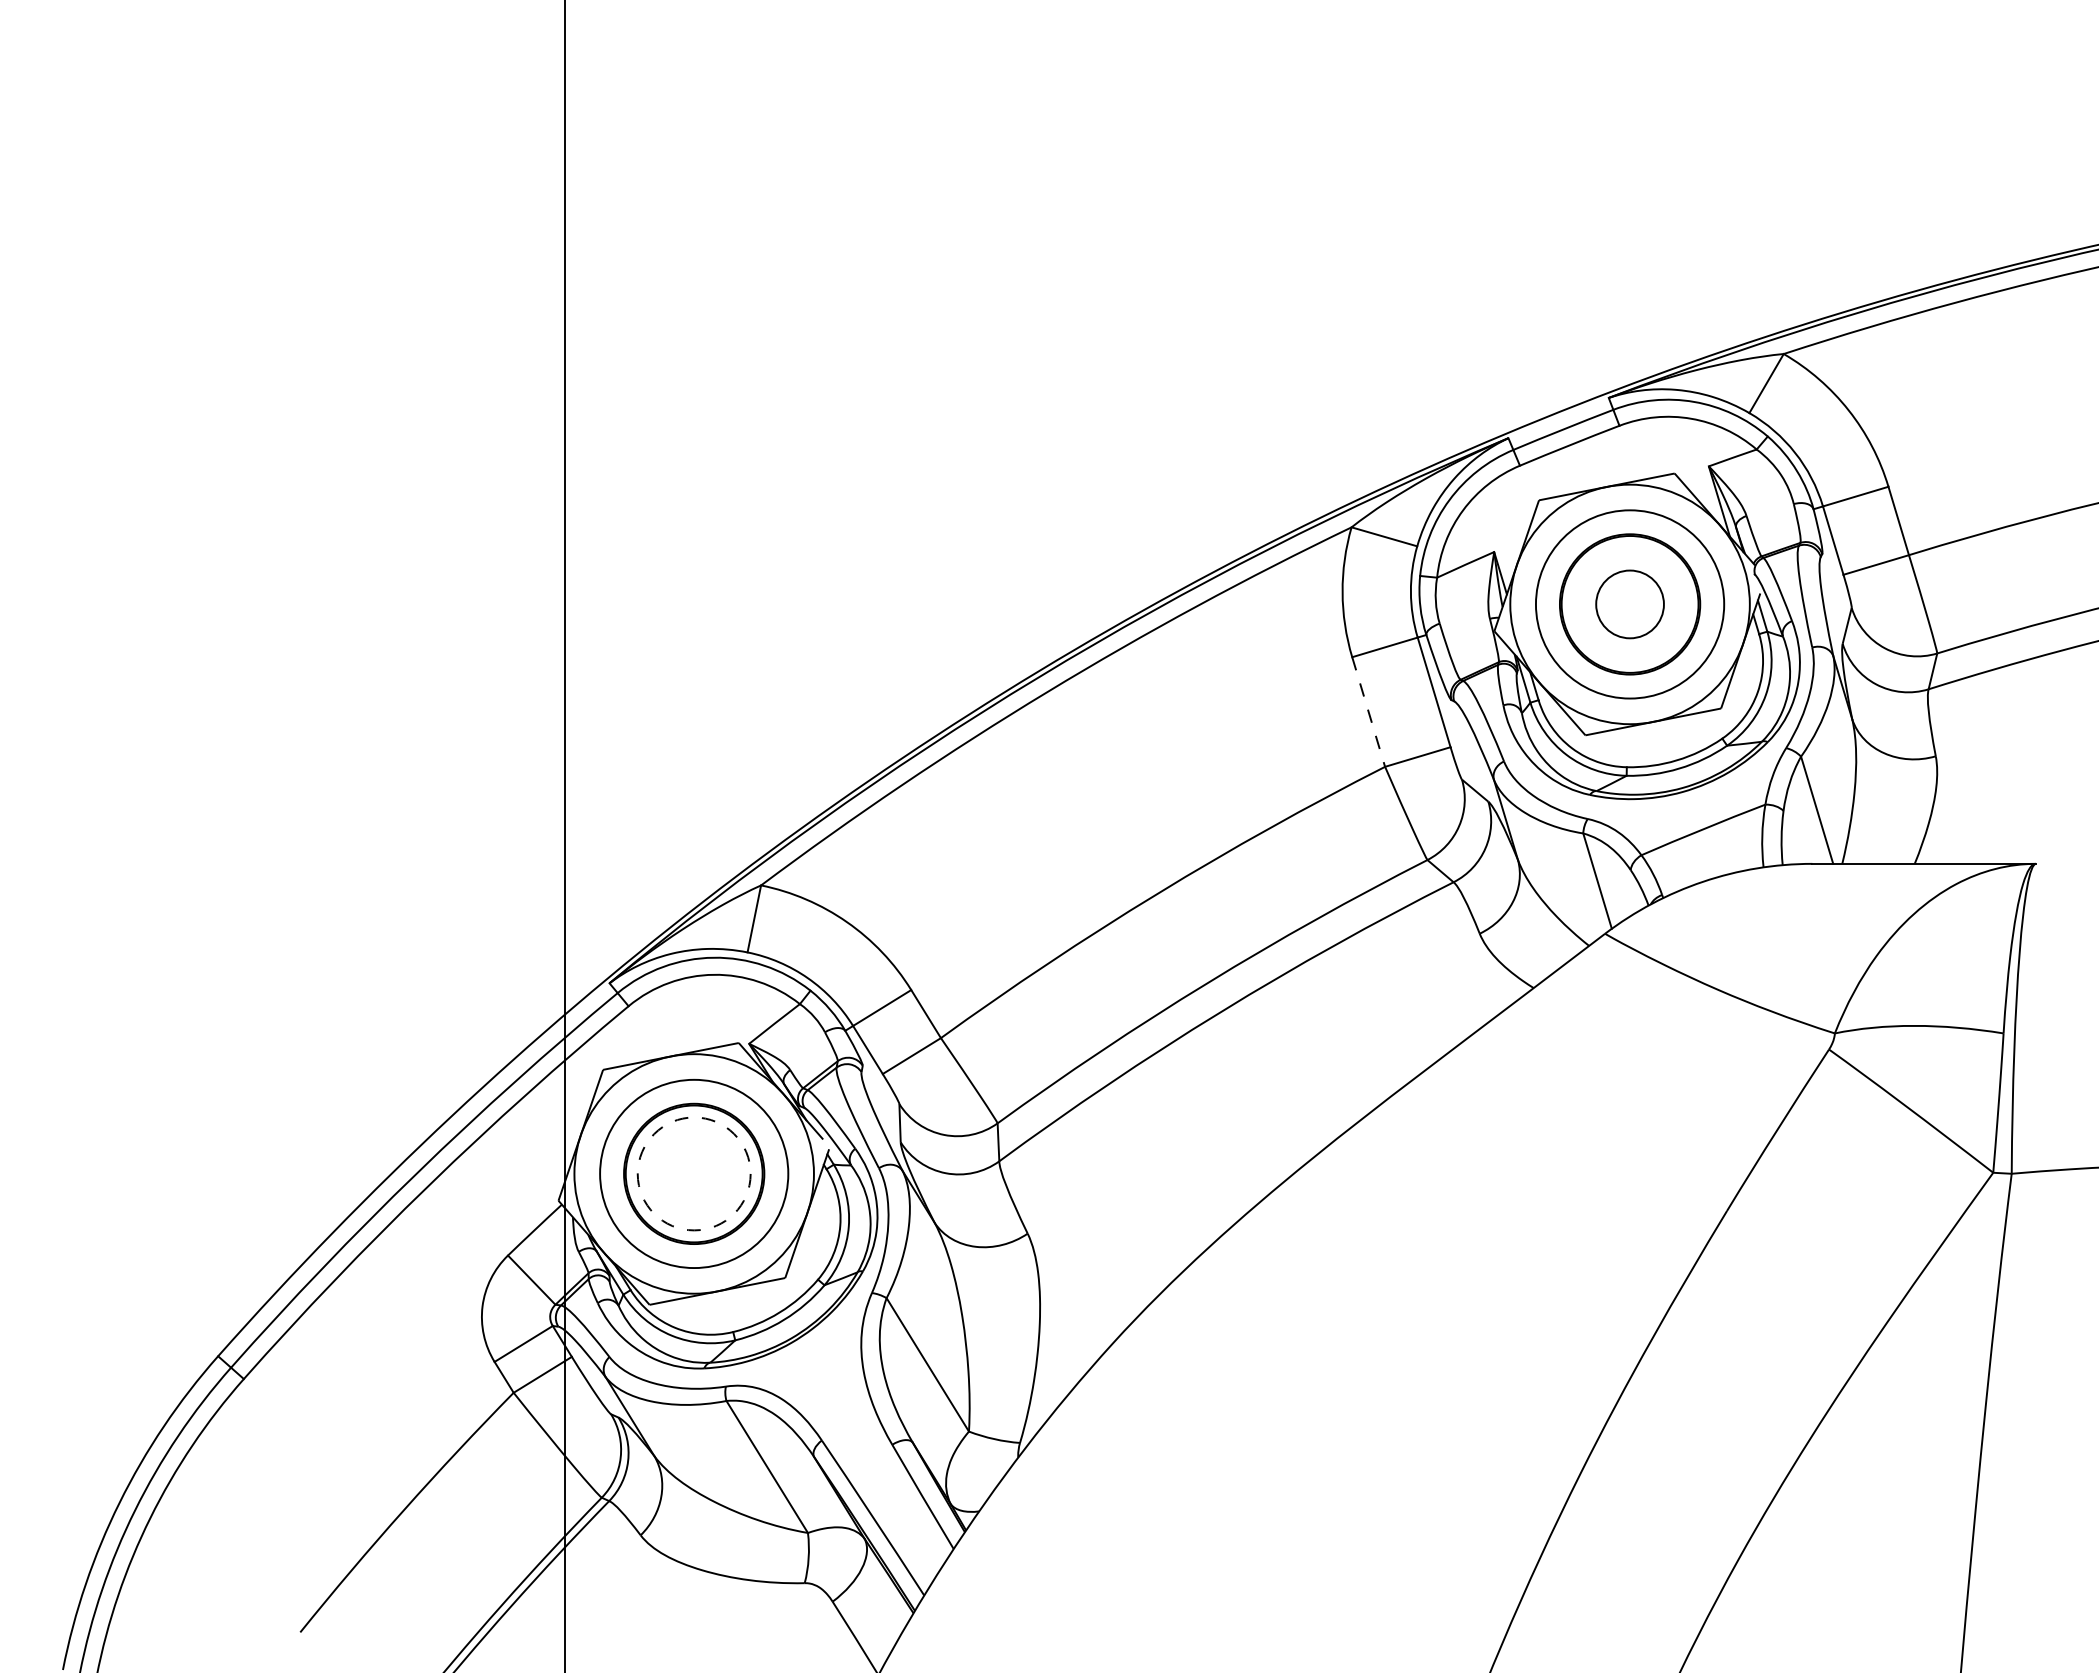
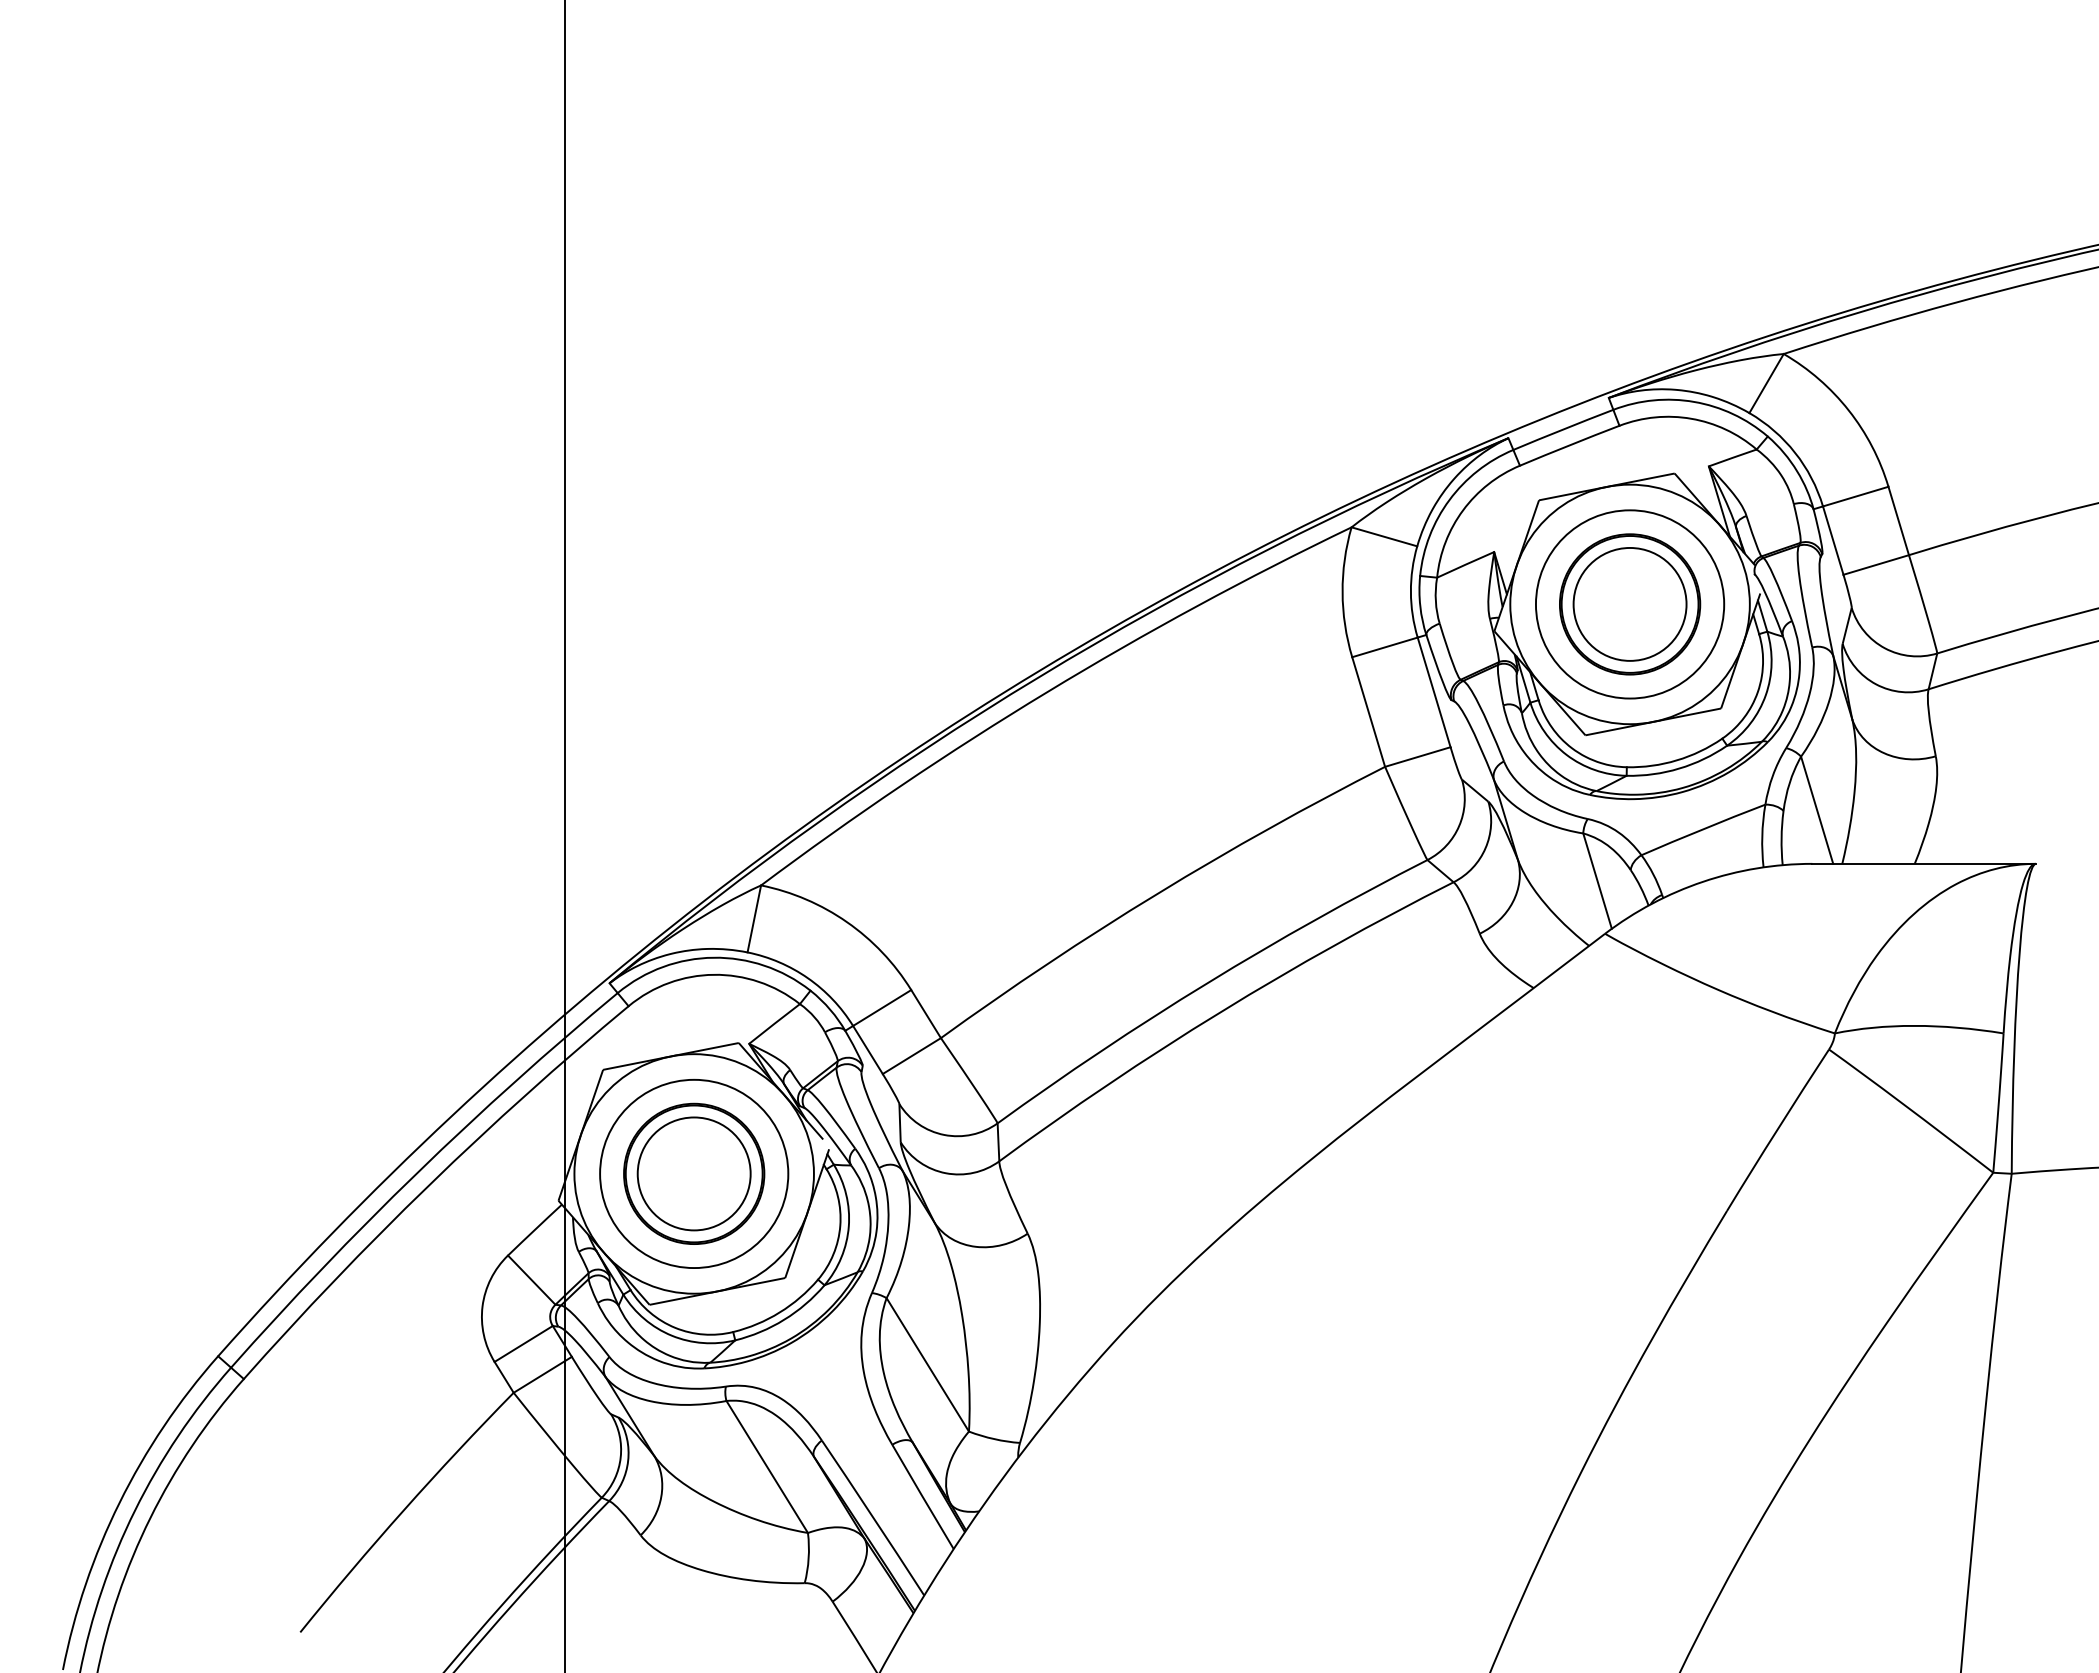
circle diameter: 68 px -> 113 px (1629, 603)
line: dashed -> solid (1368, 712)
circle: dashed -> solid (693, 1173)
